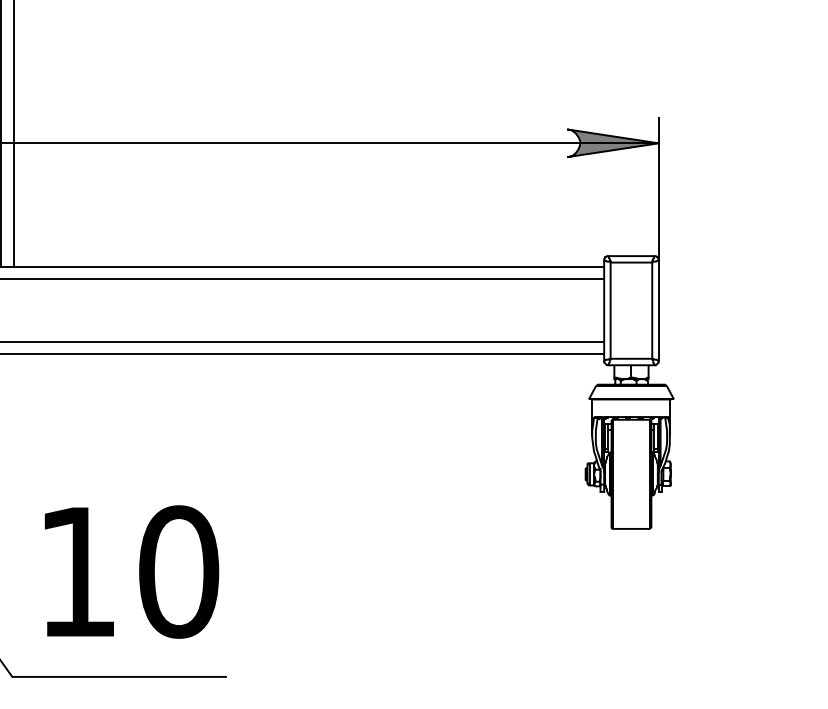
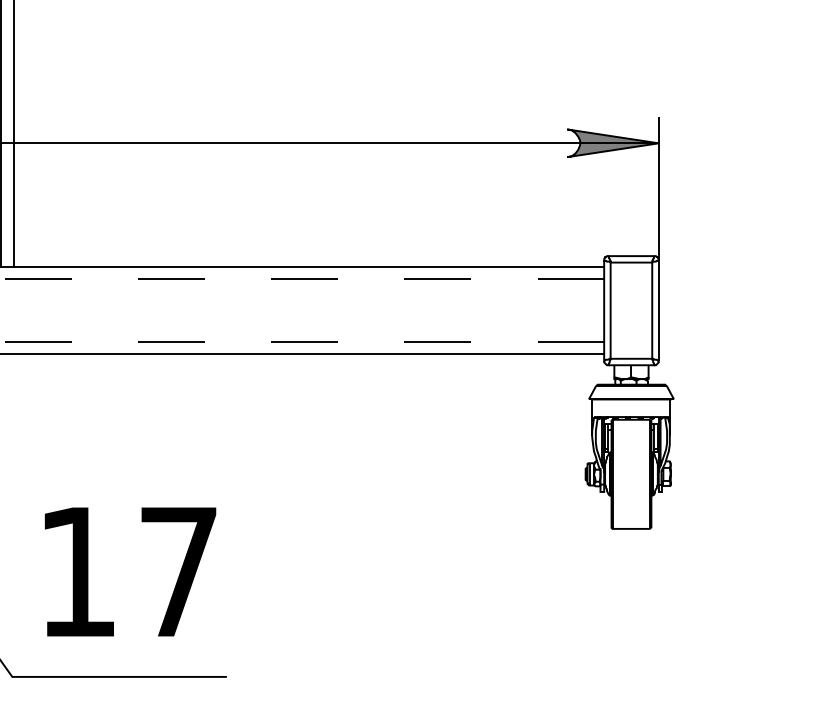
line: solid -> dashed (302, 279)
line: solid -> dashed (302, 342)
text: 10 -> 17 (179, 571)
